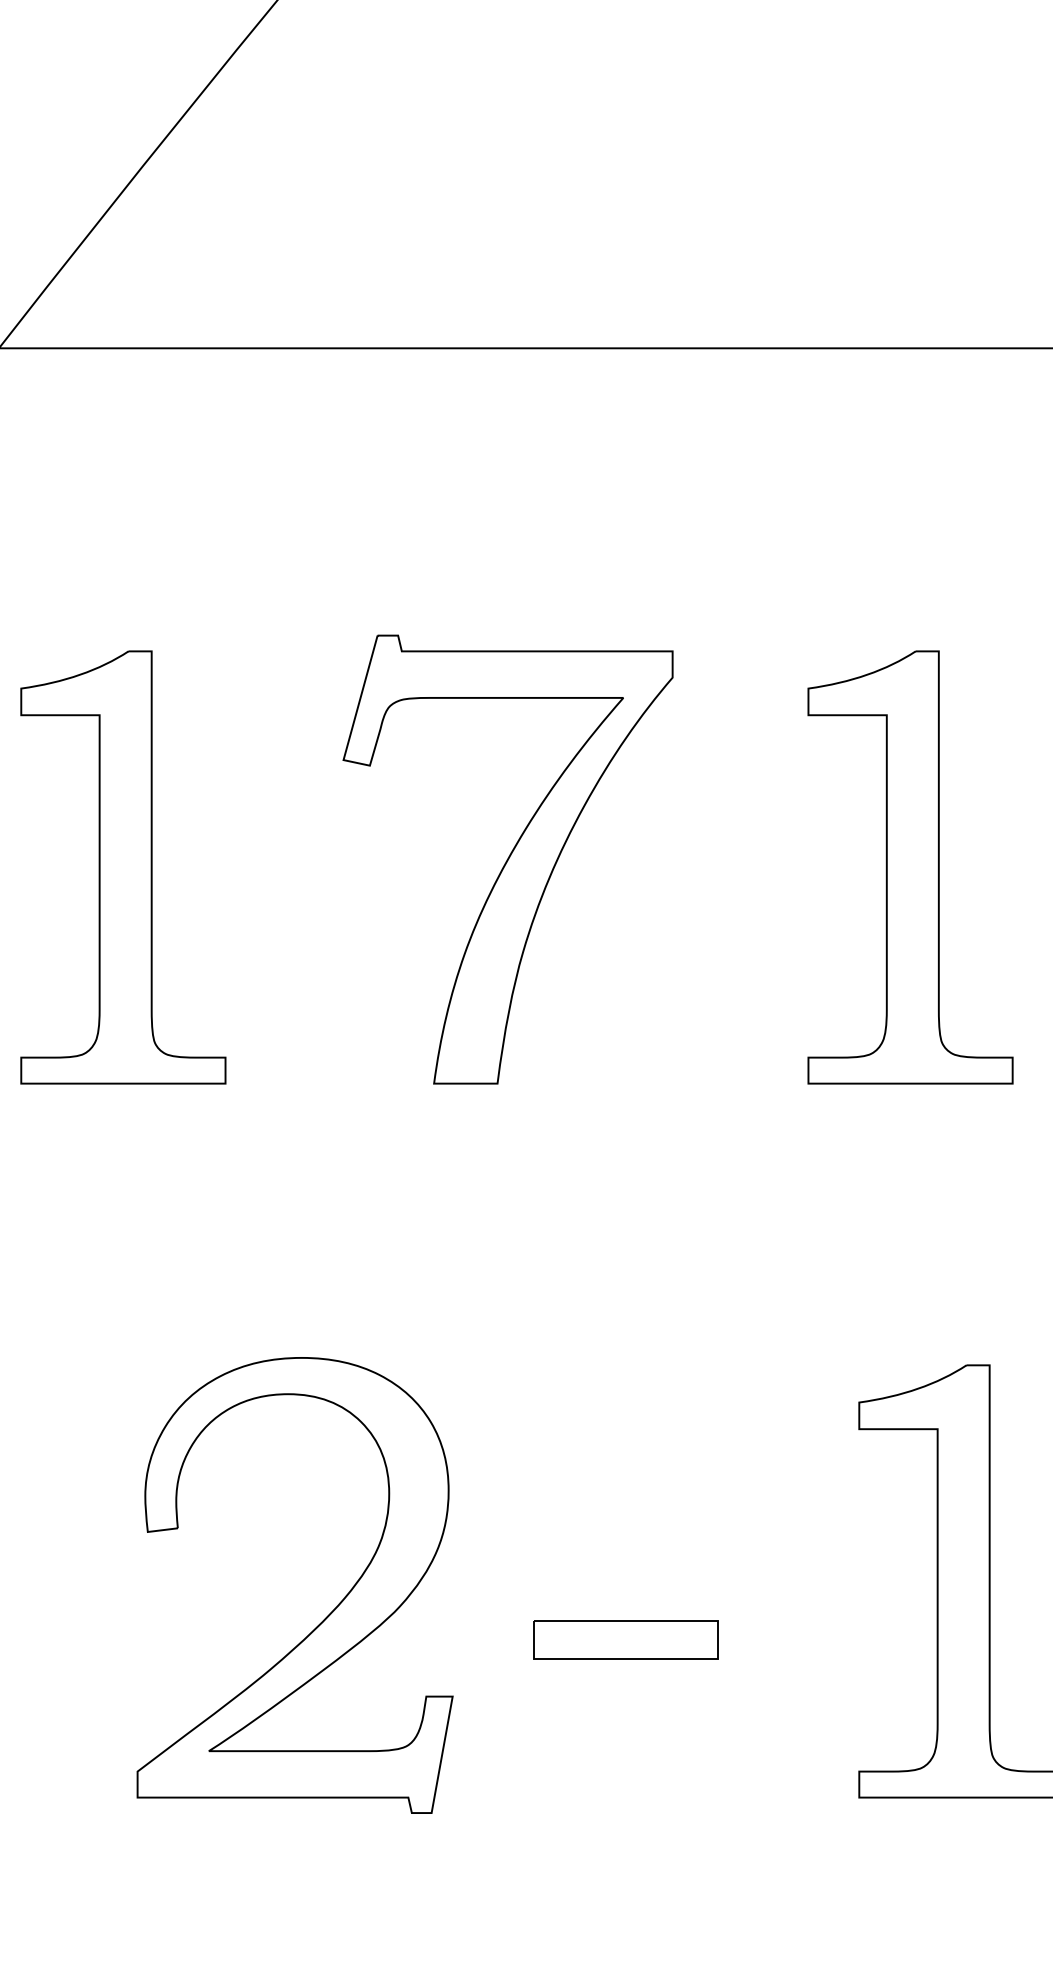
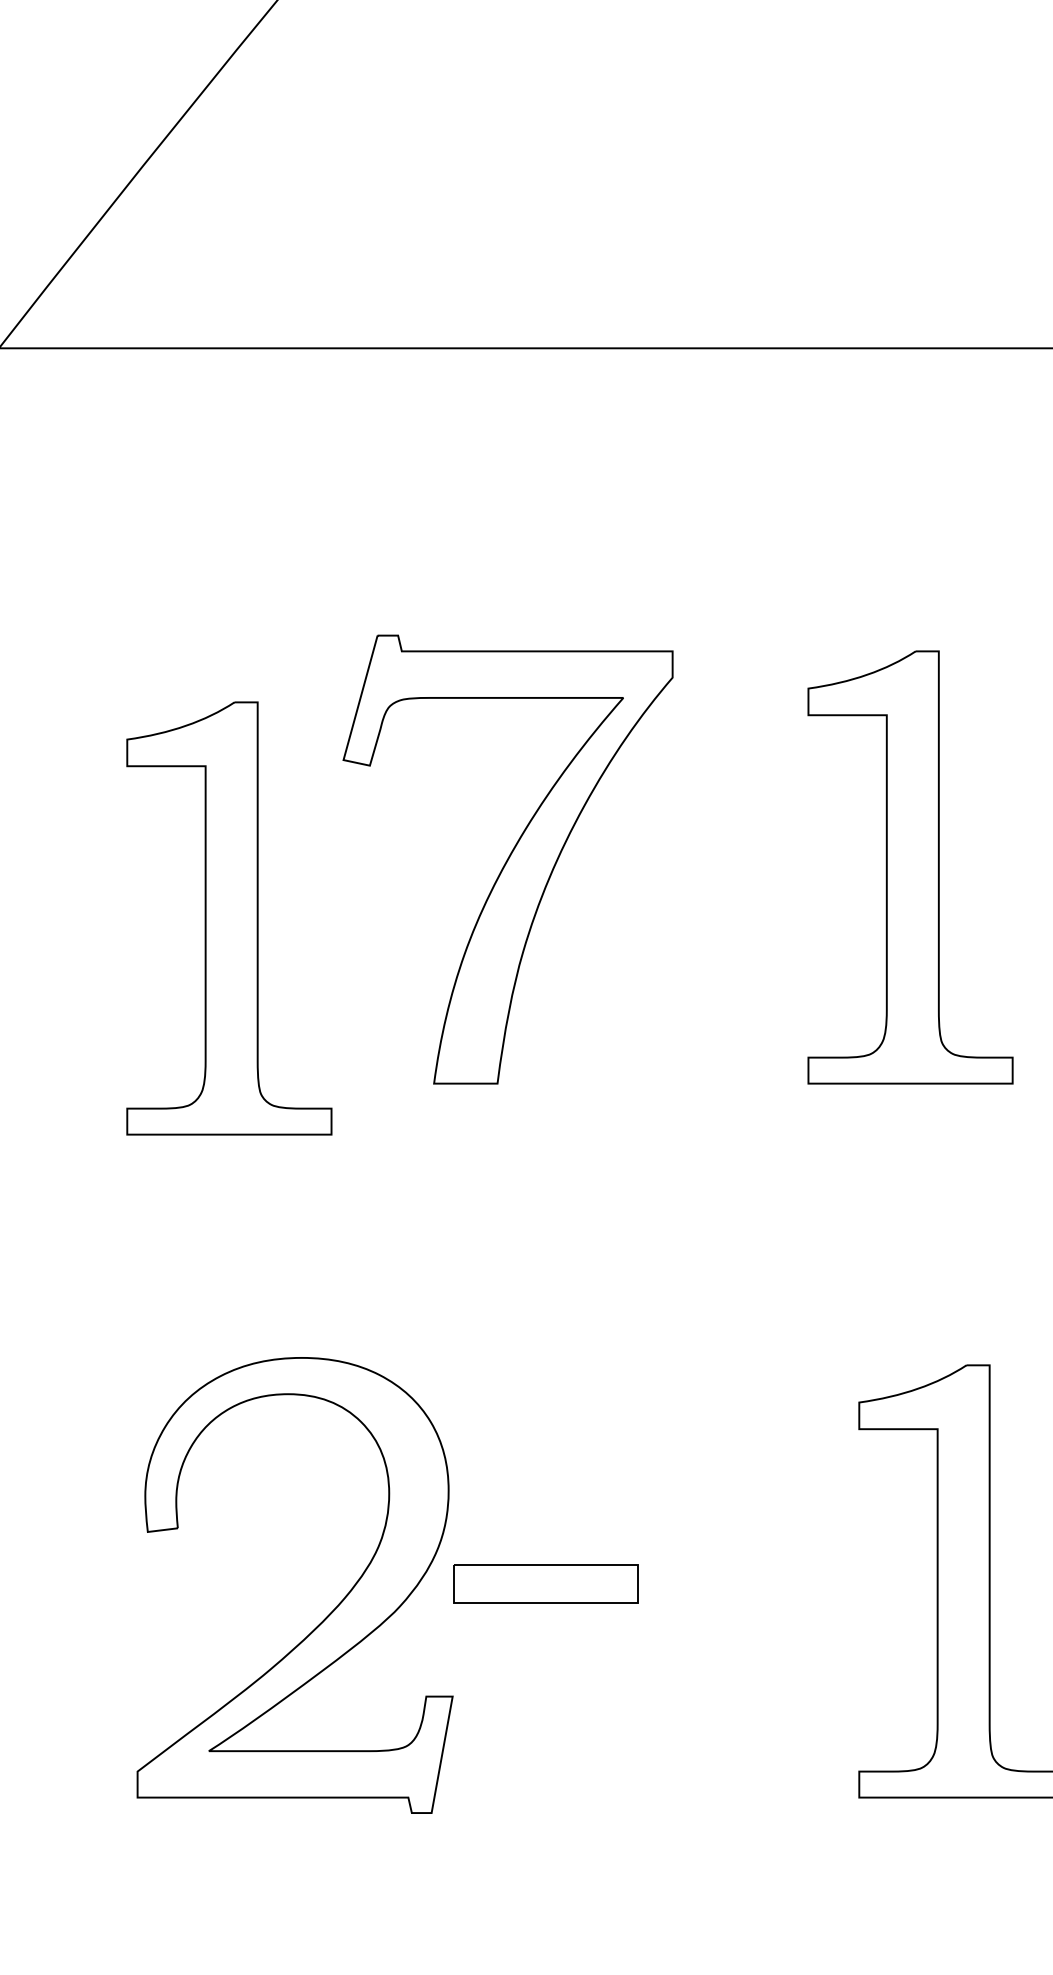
part position: (123, 867) -> (229, 918) (229, 918)
part position: (625, 1639) -> (545, 1583) (545, 1583)
